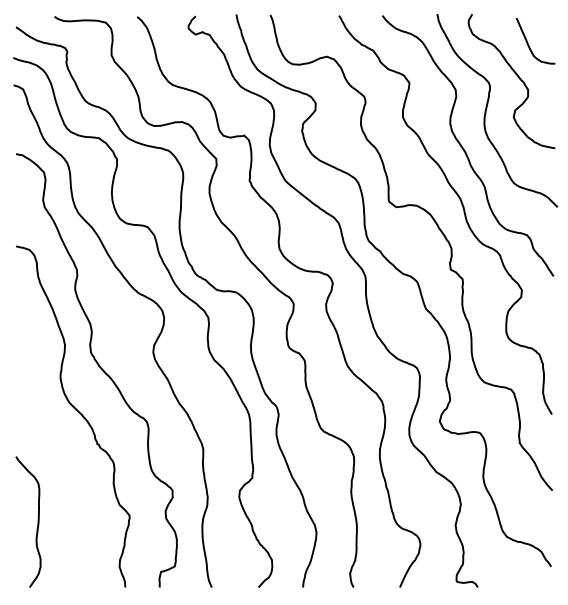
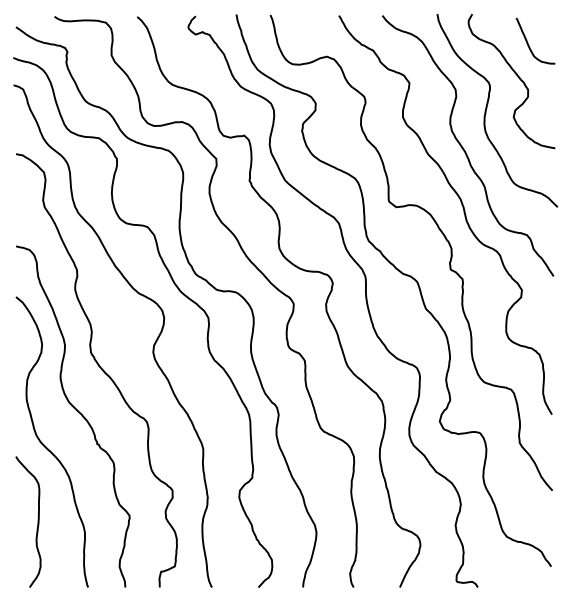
curve: none -> present (46, 446)
